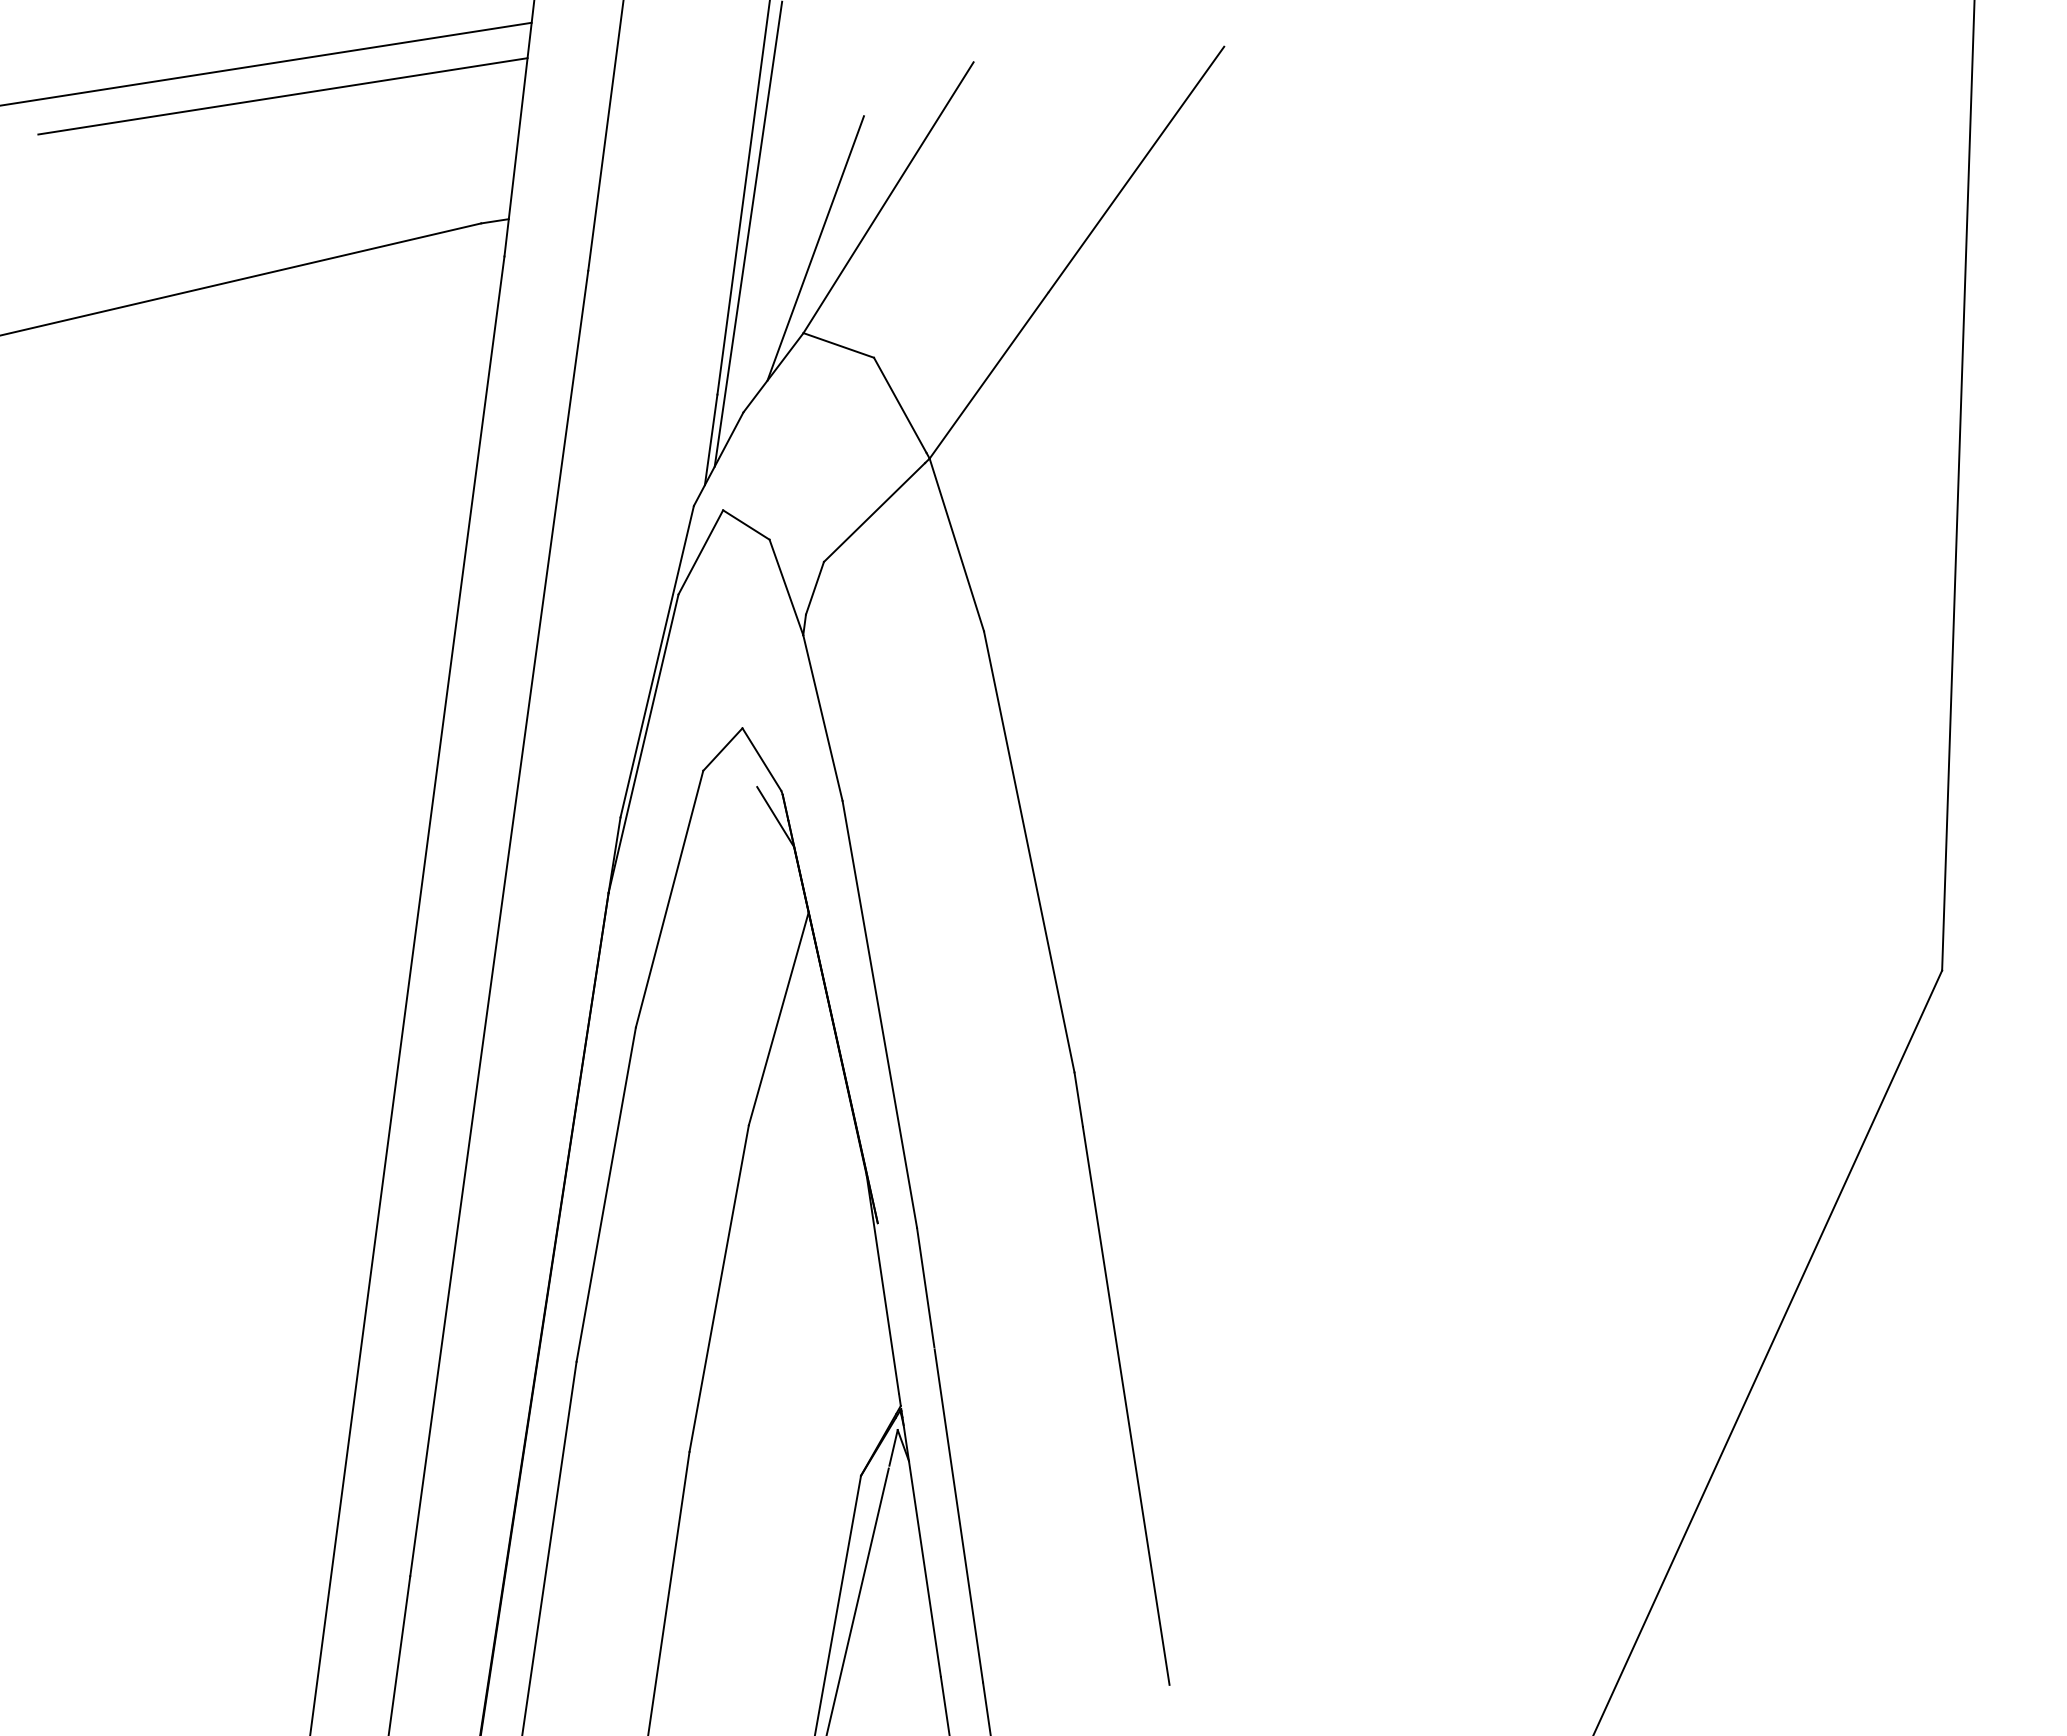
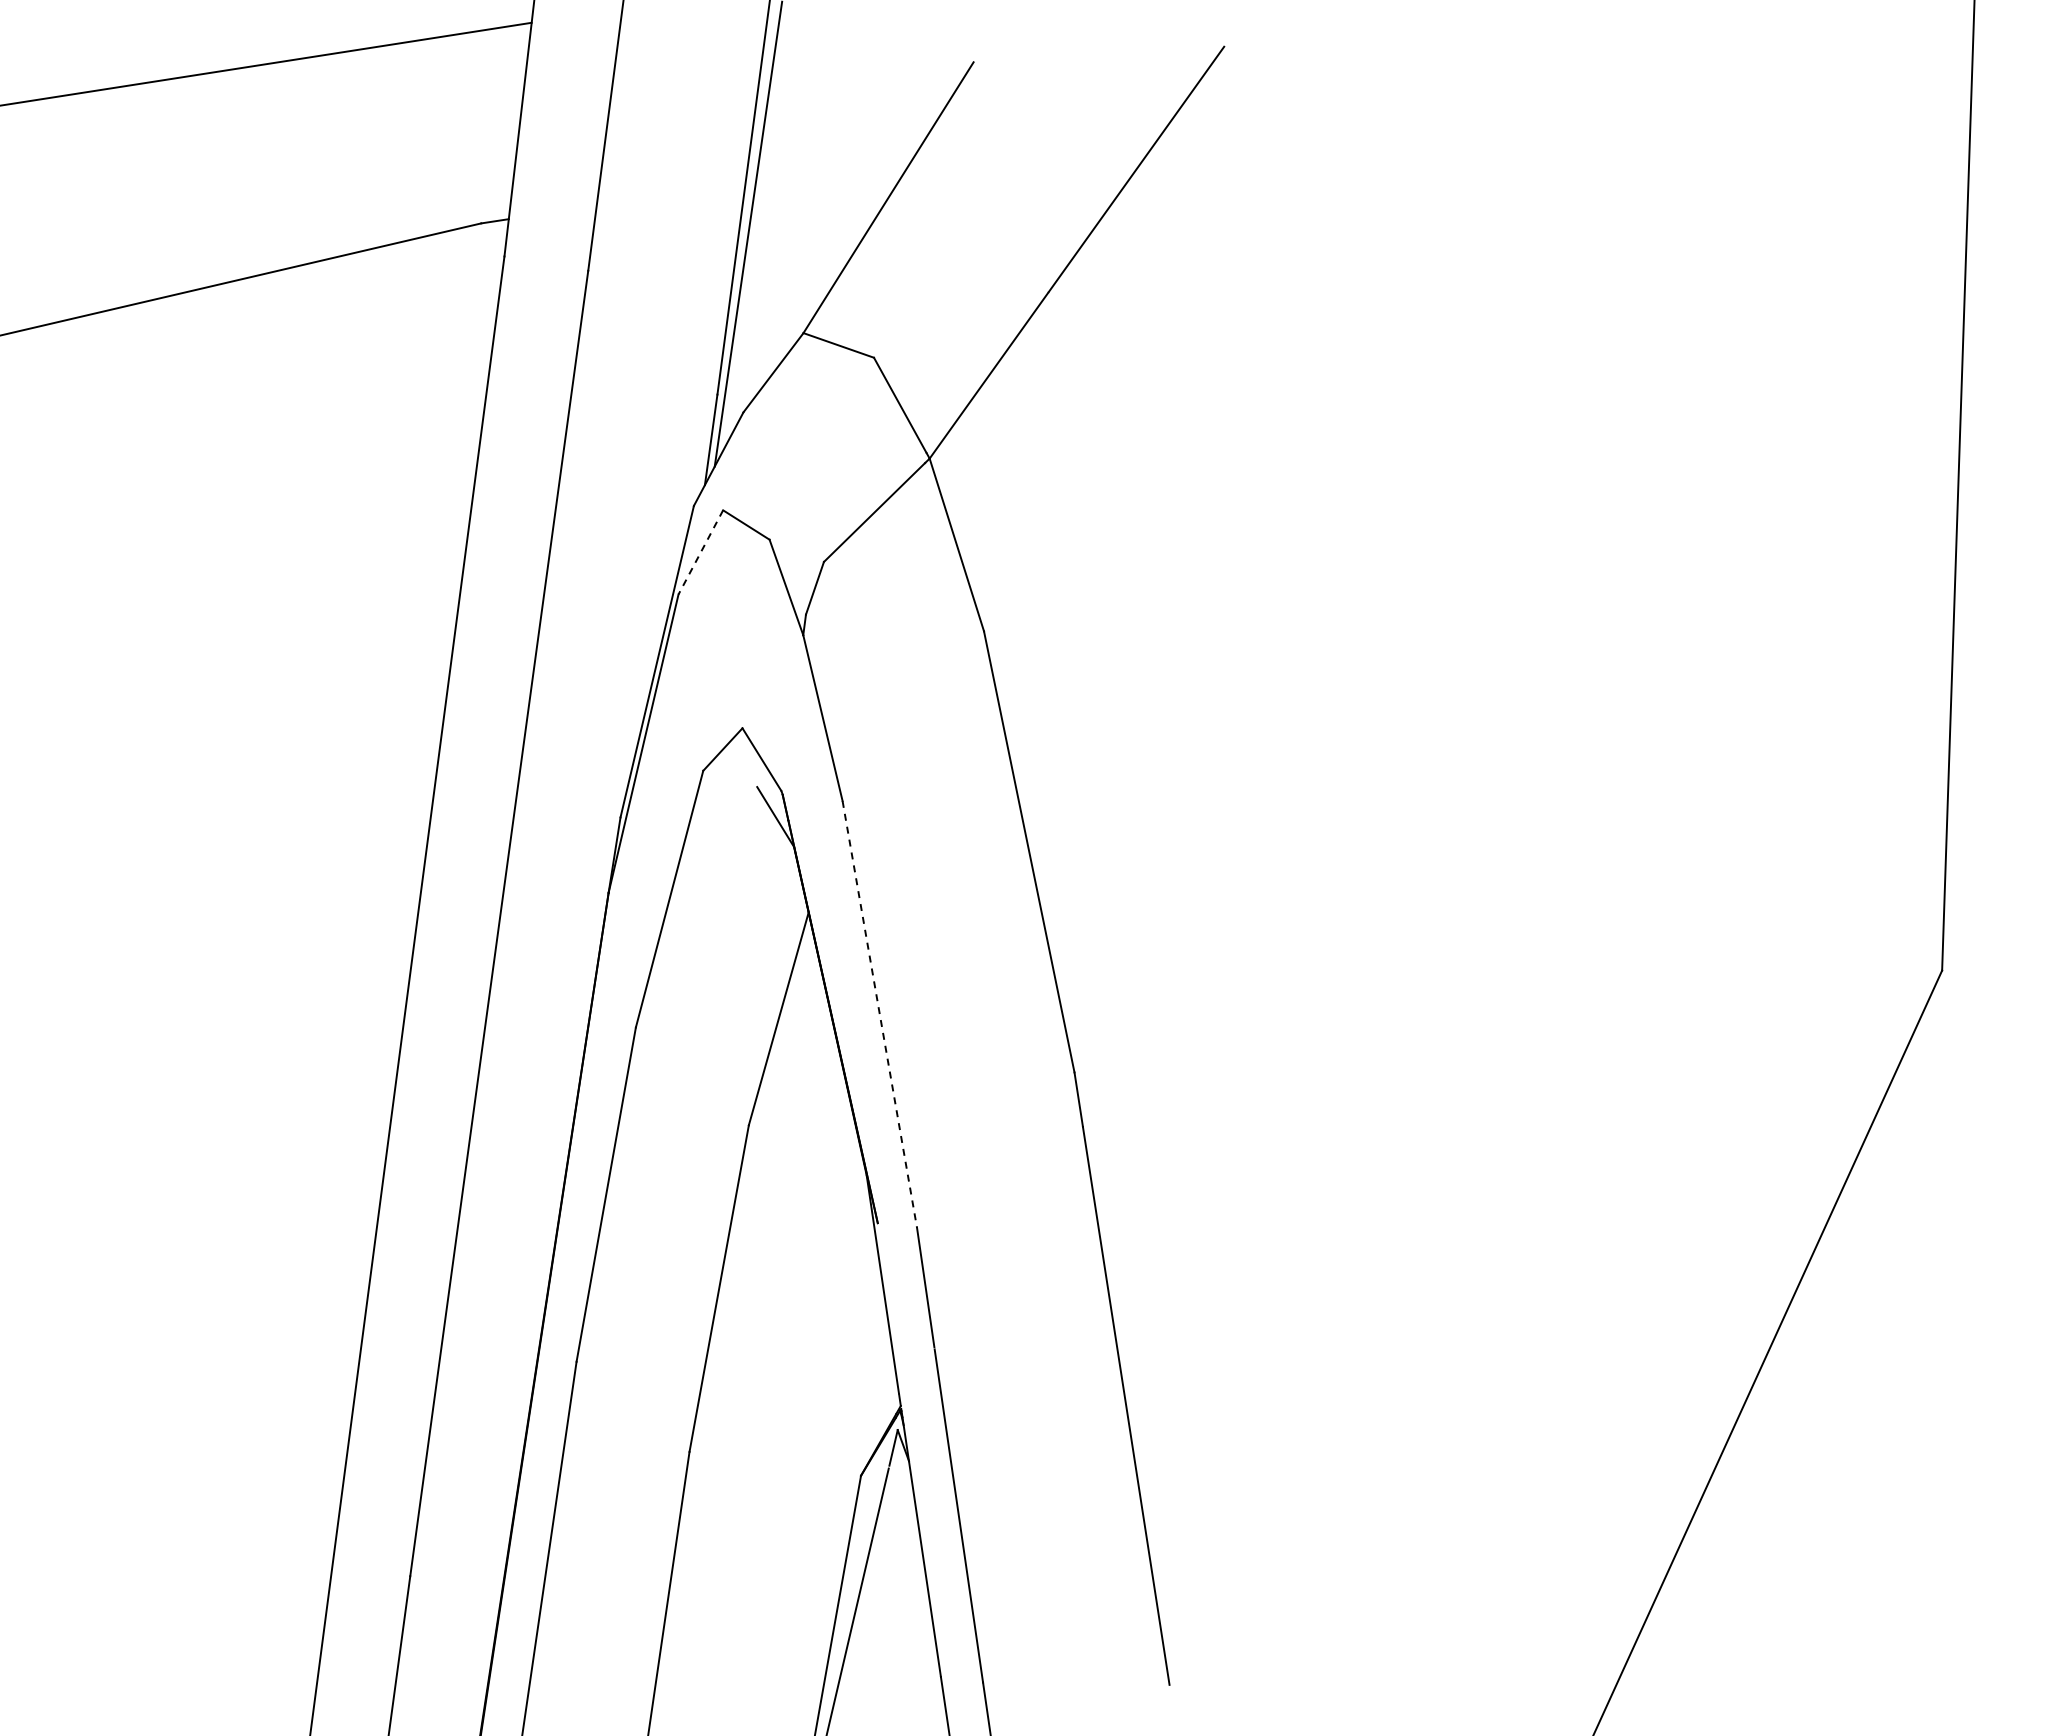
line: present -> none (282, 96)
line: present -> none (815, 248)
line: solid -> dashed (700, 552)
line: solid -> dashed (879, 1014)
